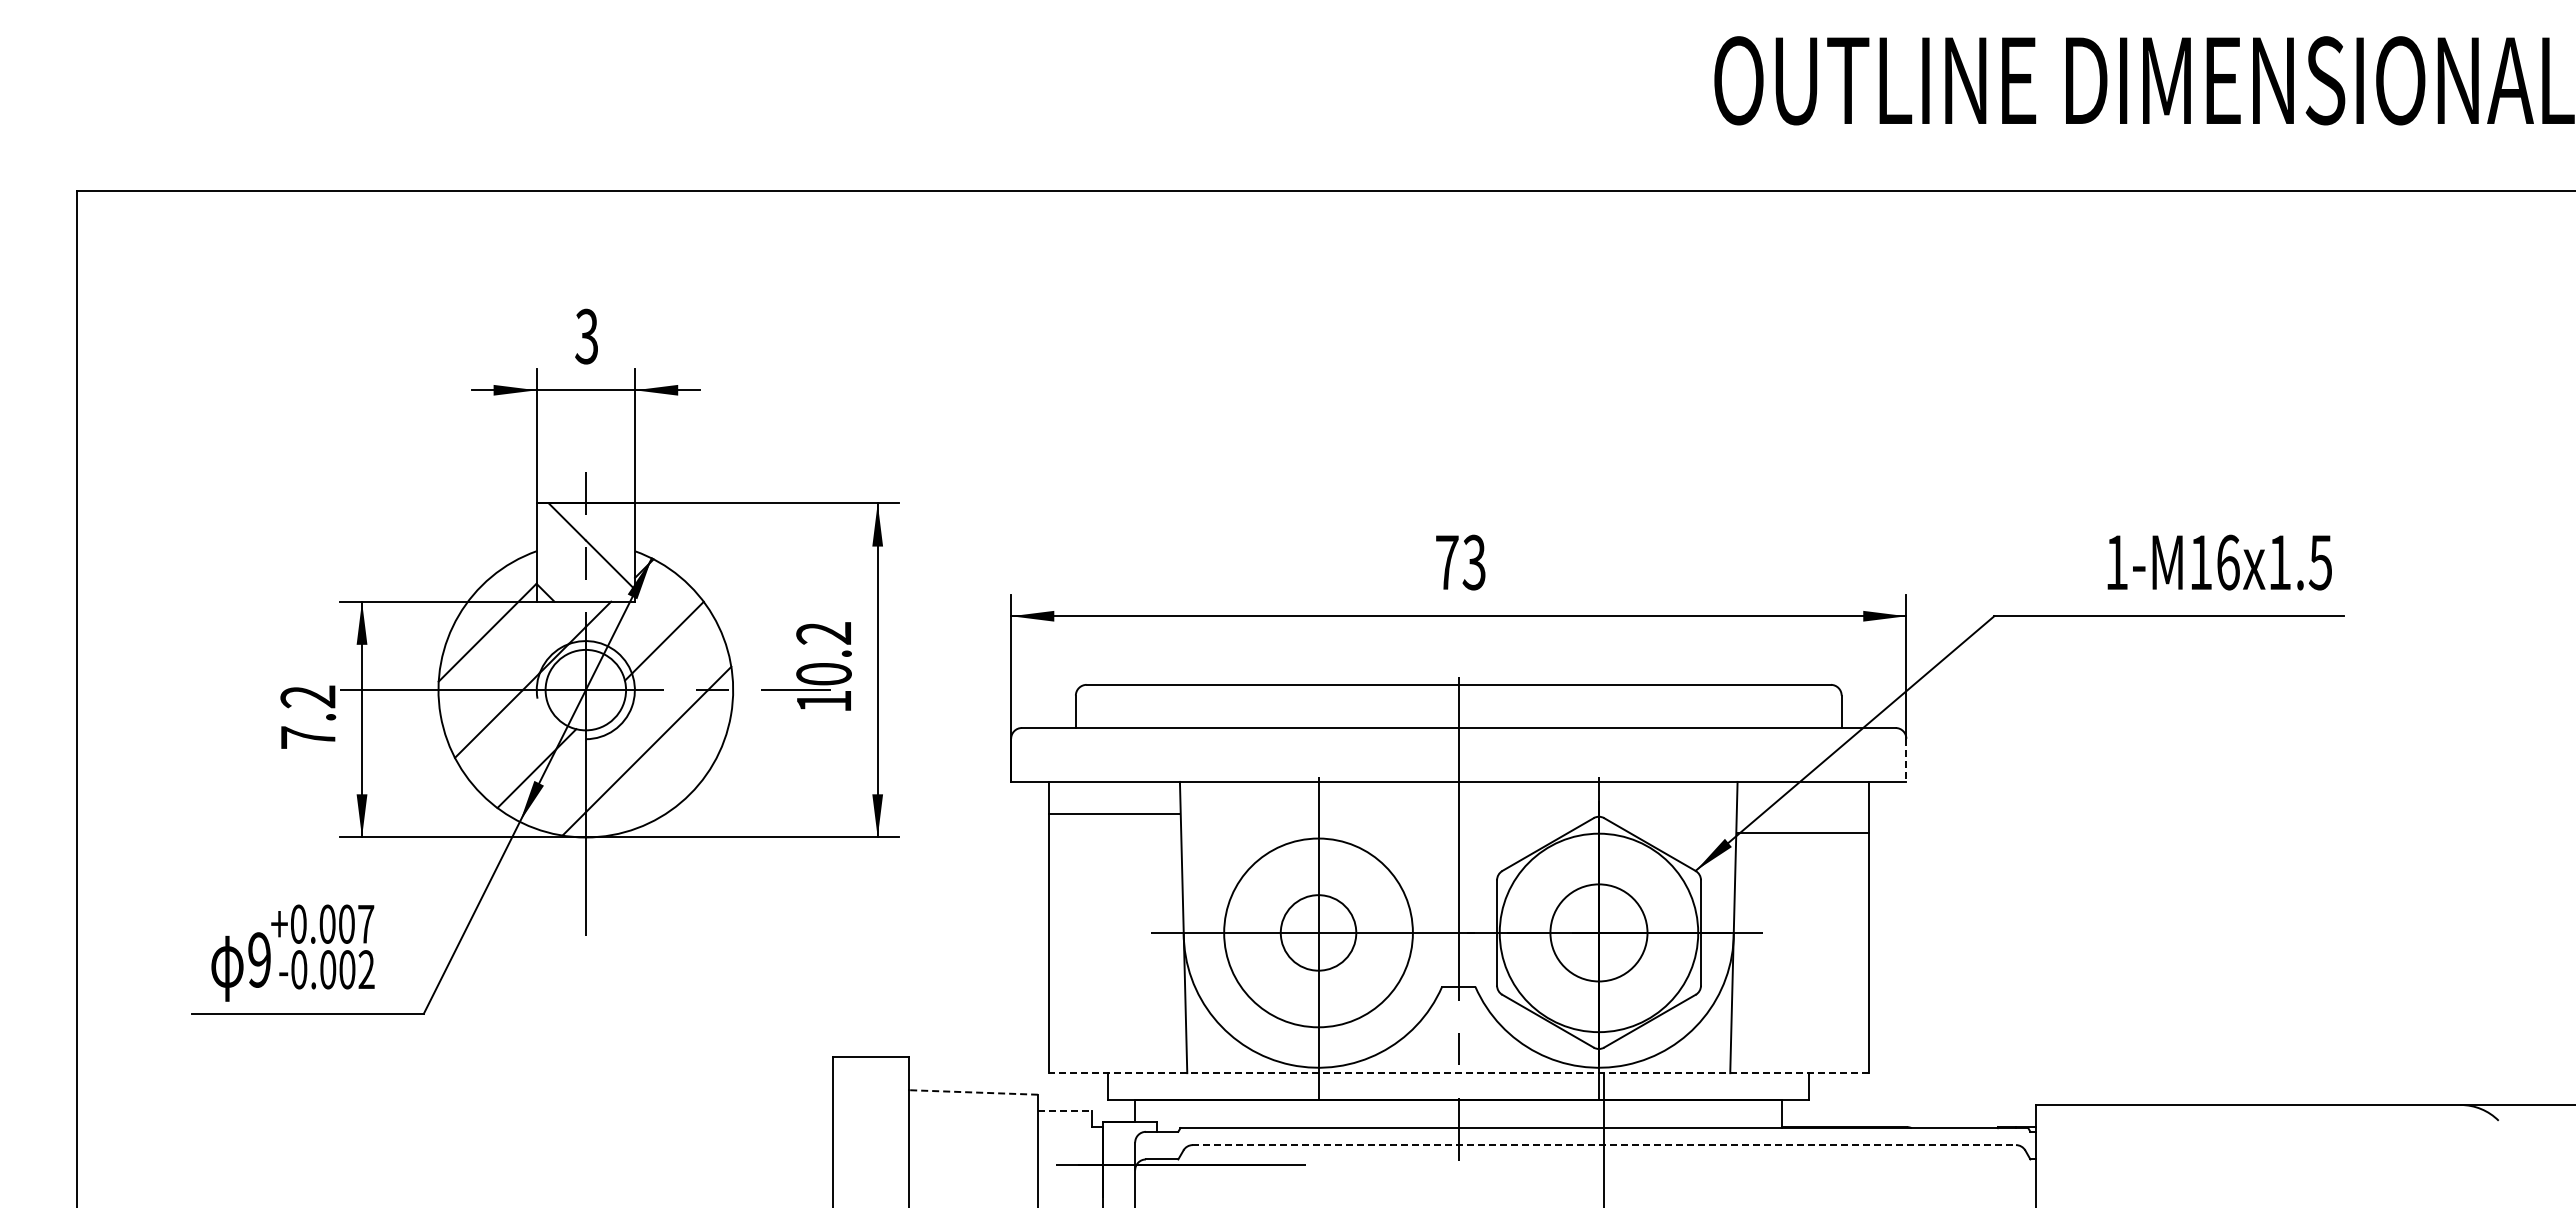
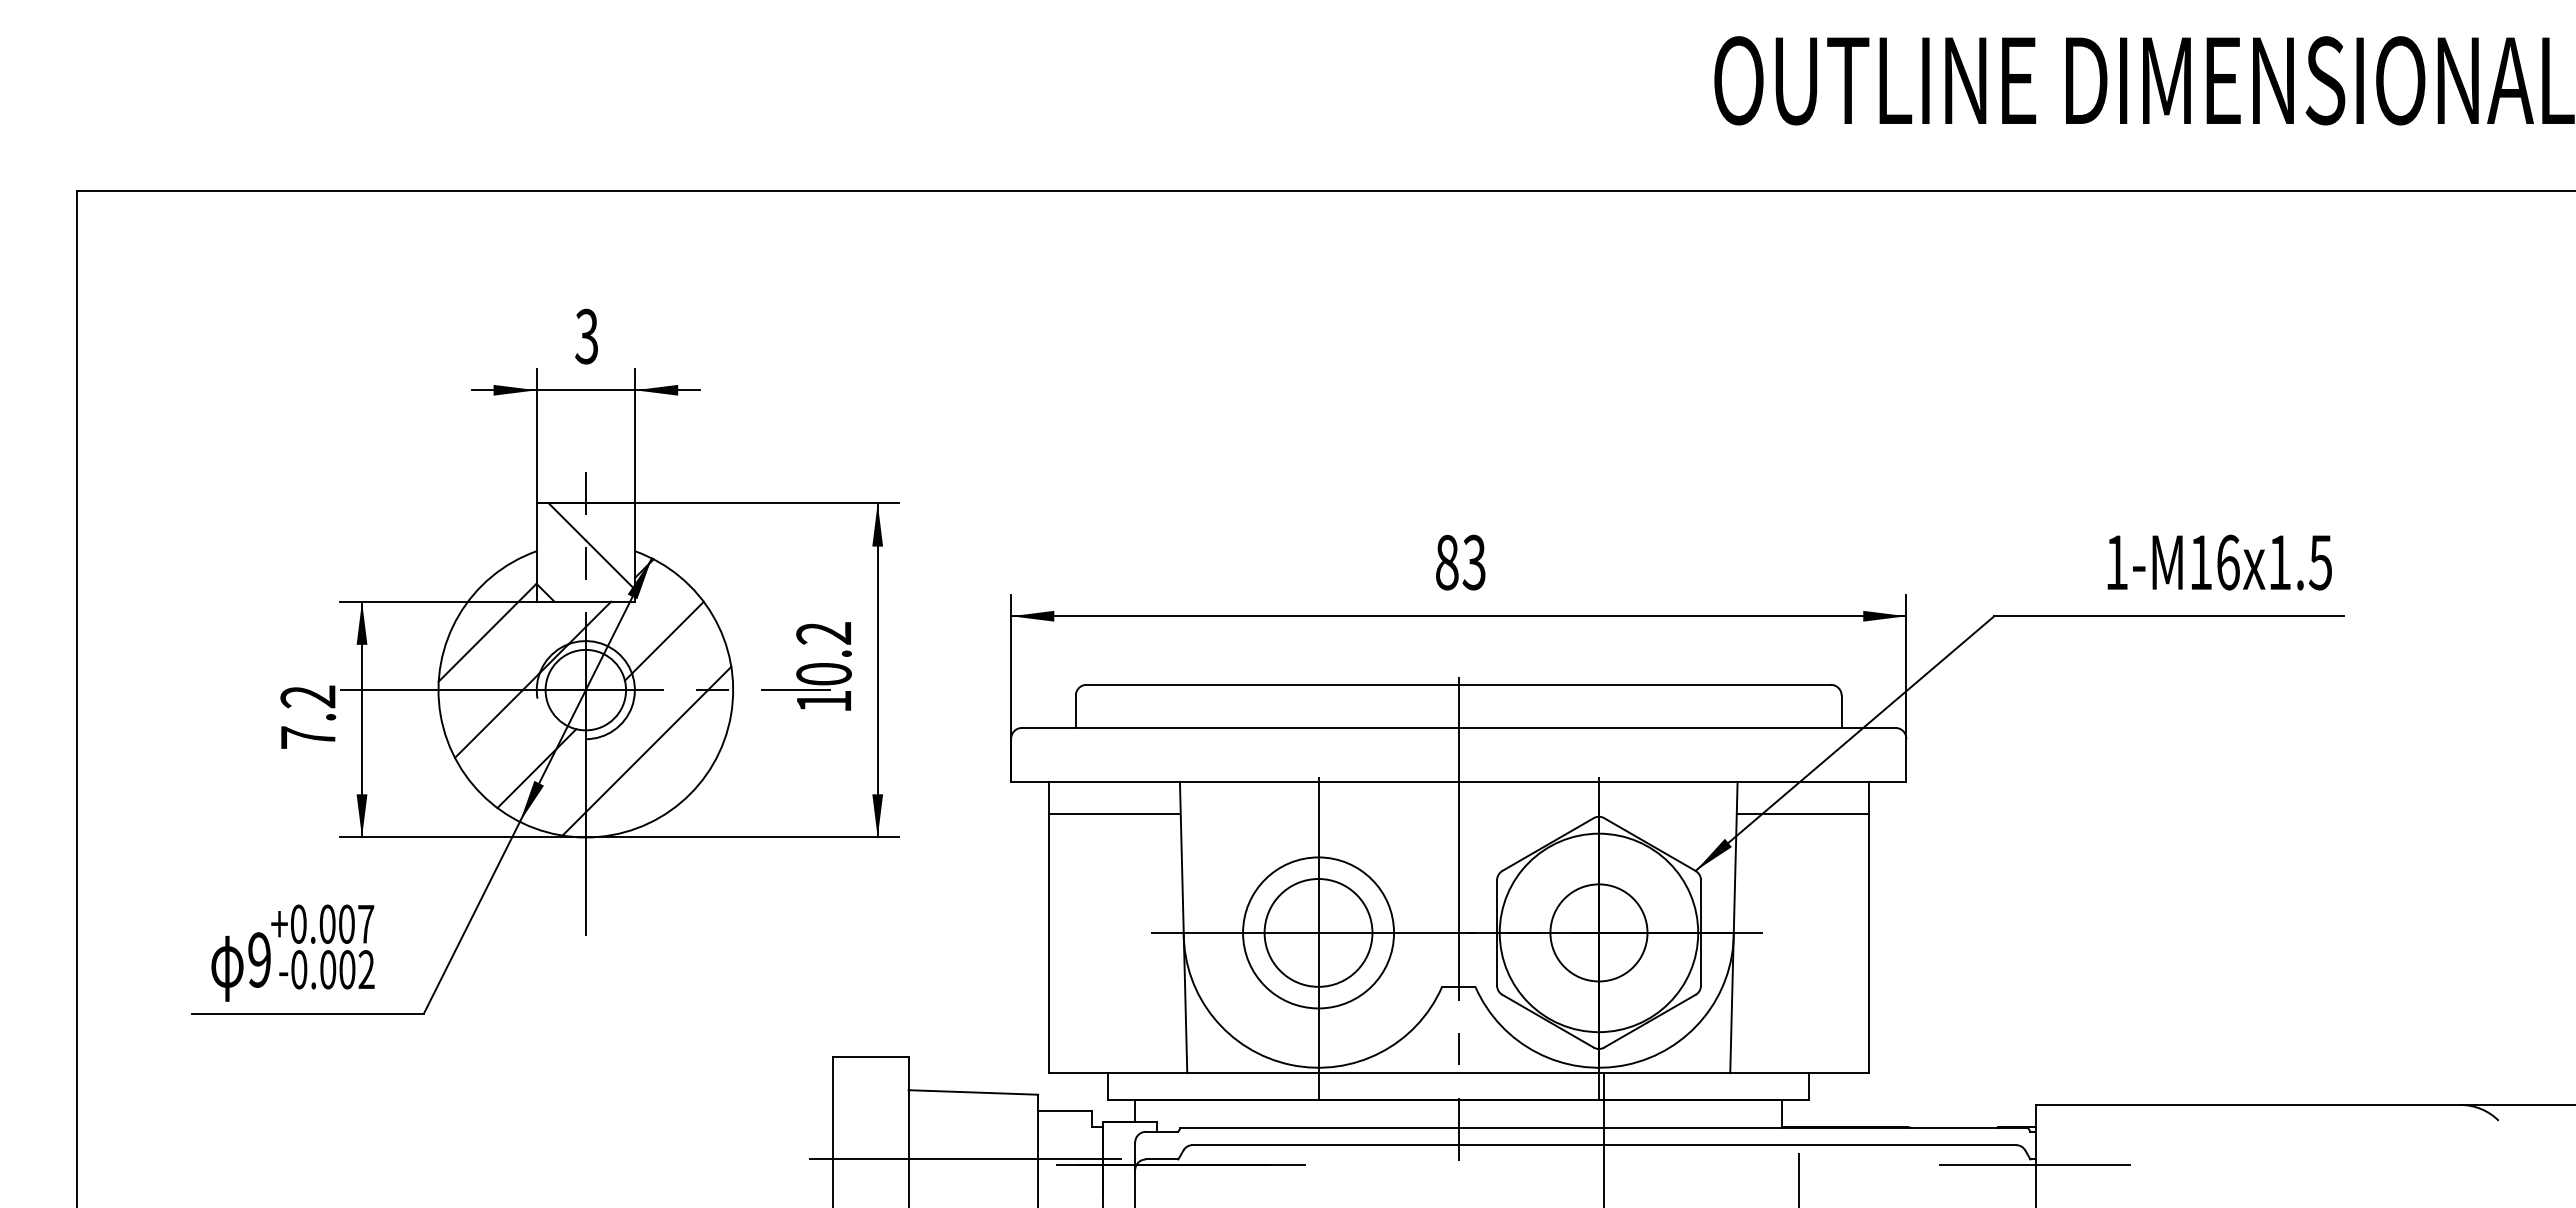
text: 73 -> 83 (1447, 562)
line: dashed -> solid (1906, 760)
line position: (1802, 833) -> (1802, 814) (1802, 814)
circle diameter: 189 px -> 151 px (1318, 932)
circle diameter: 76 px -> 108 px (1318, 932)
line: dashed -> solid (1458, 1073)
line: dashed -> solid (973, 1092)
line: dashed -> solid (1065, 1110)
line: dashed -> solid (1604, 1145)
line: none -> present (965, 1159)
line: none -> present (2034, 1164)
line: none -> present (1798, 1178)
